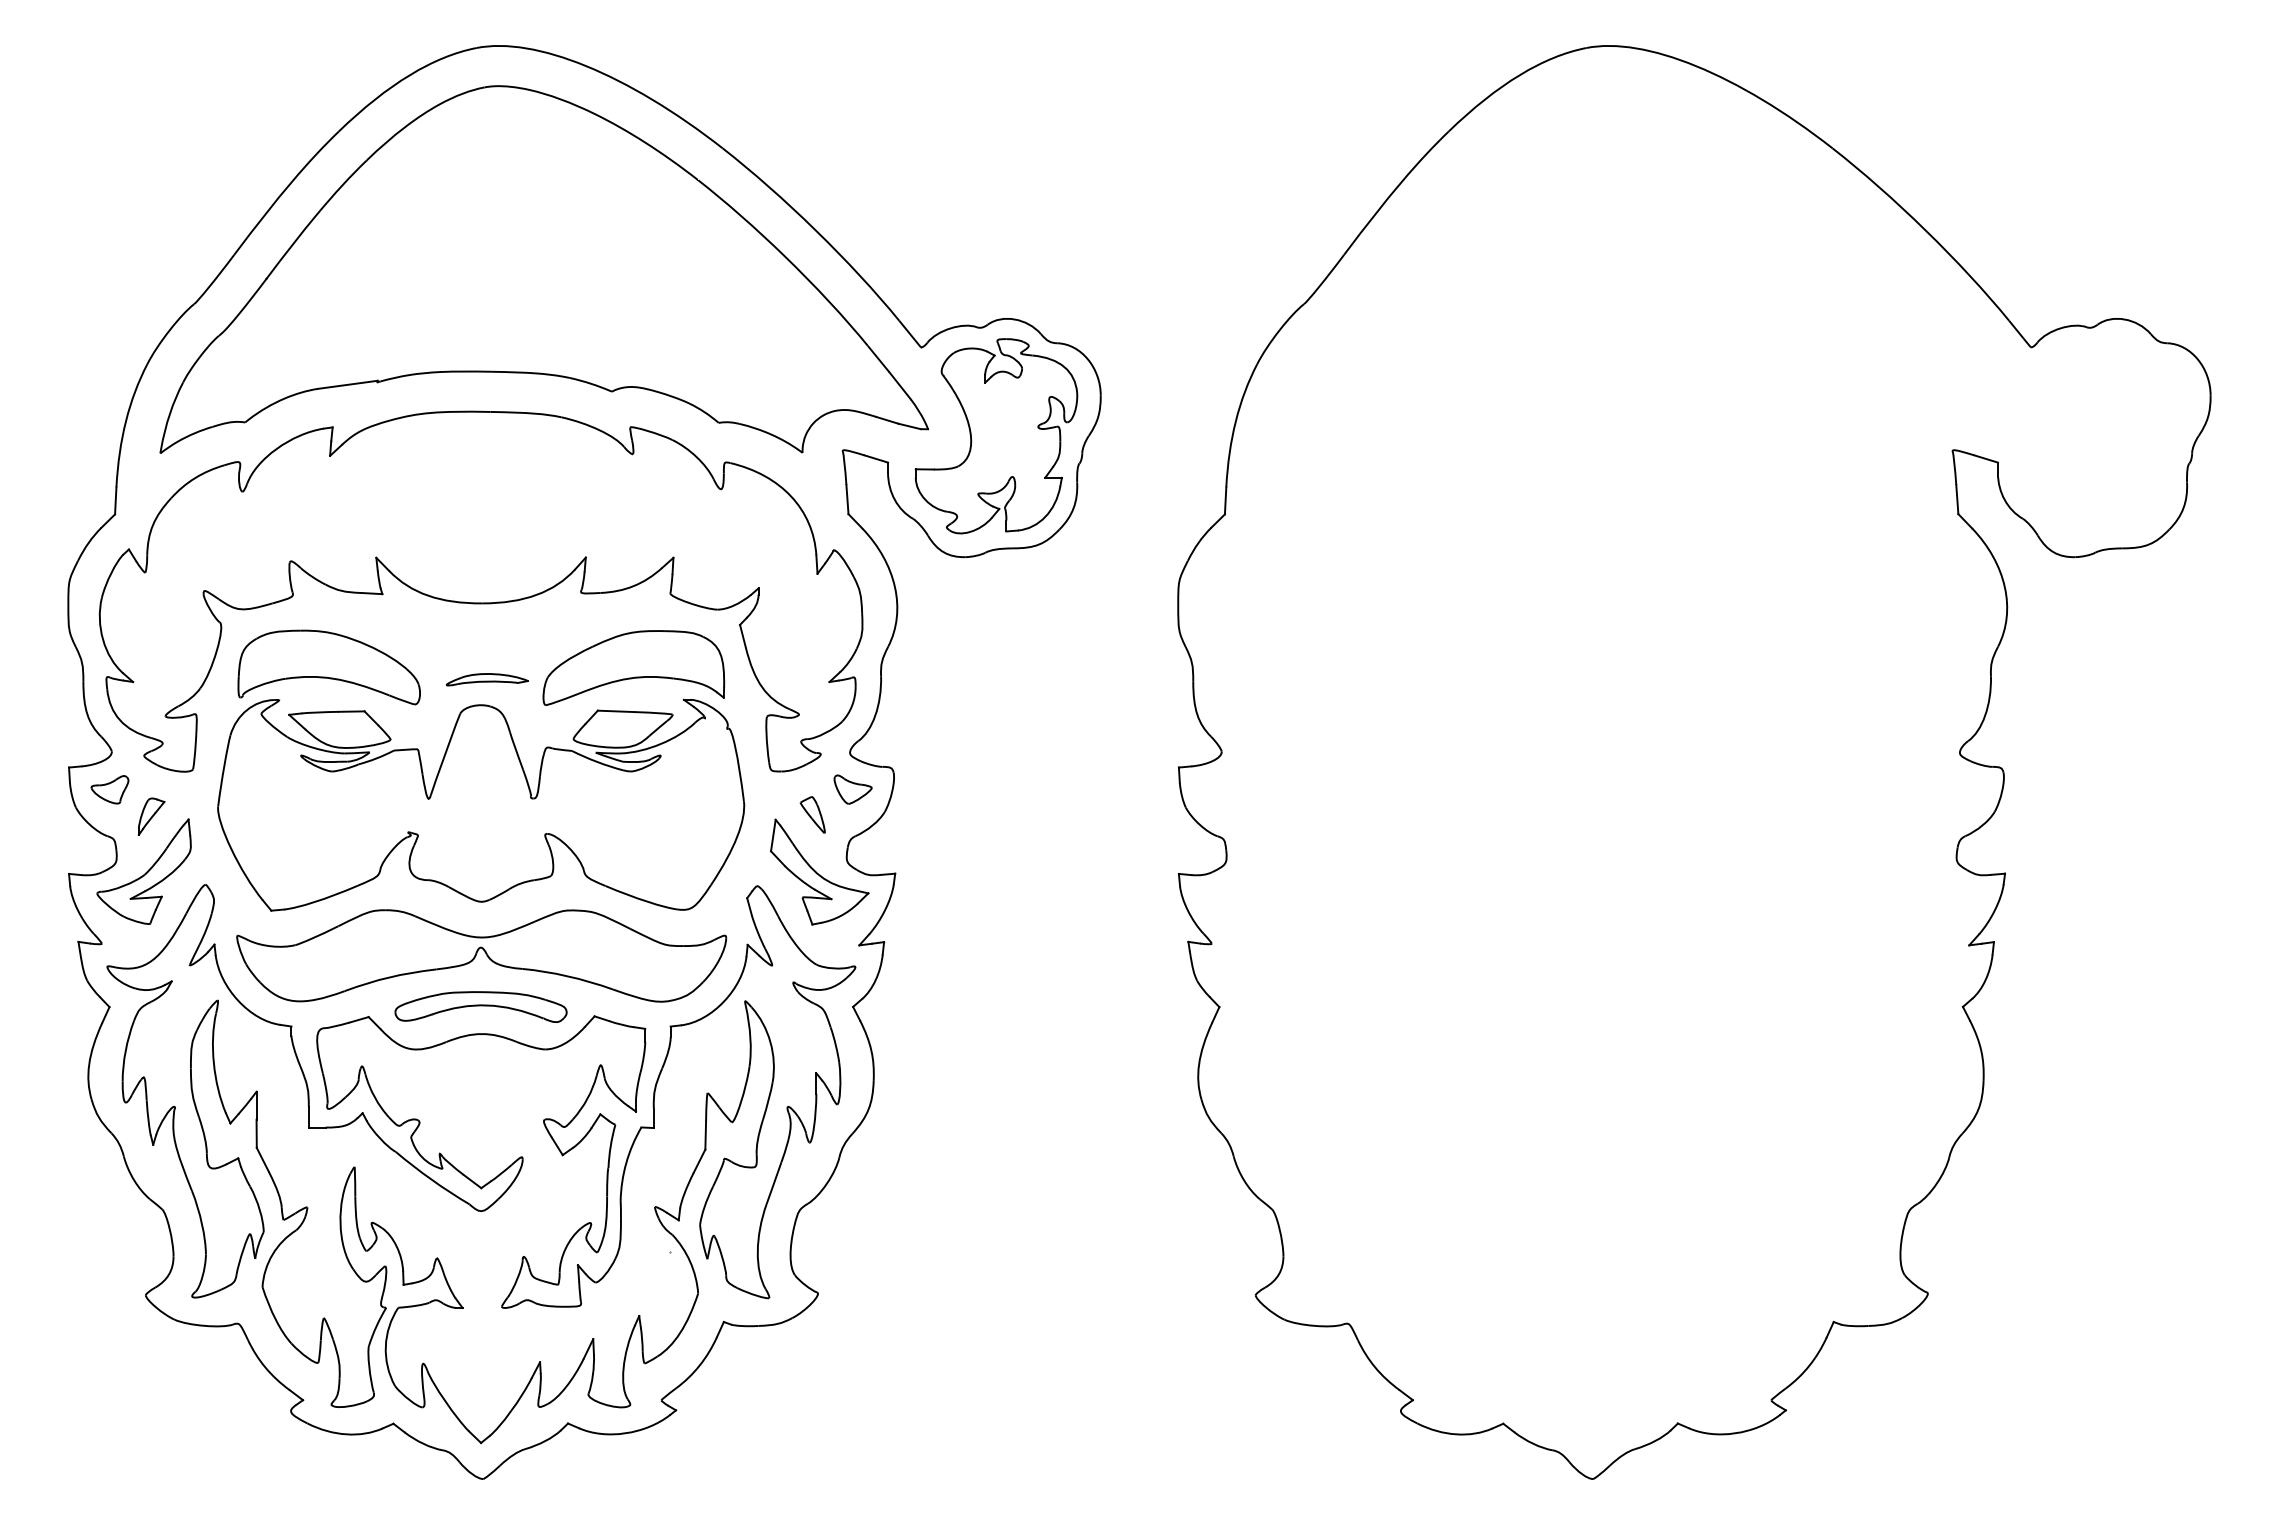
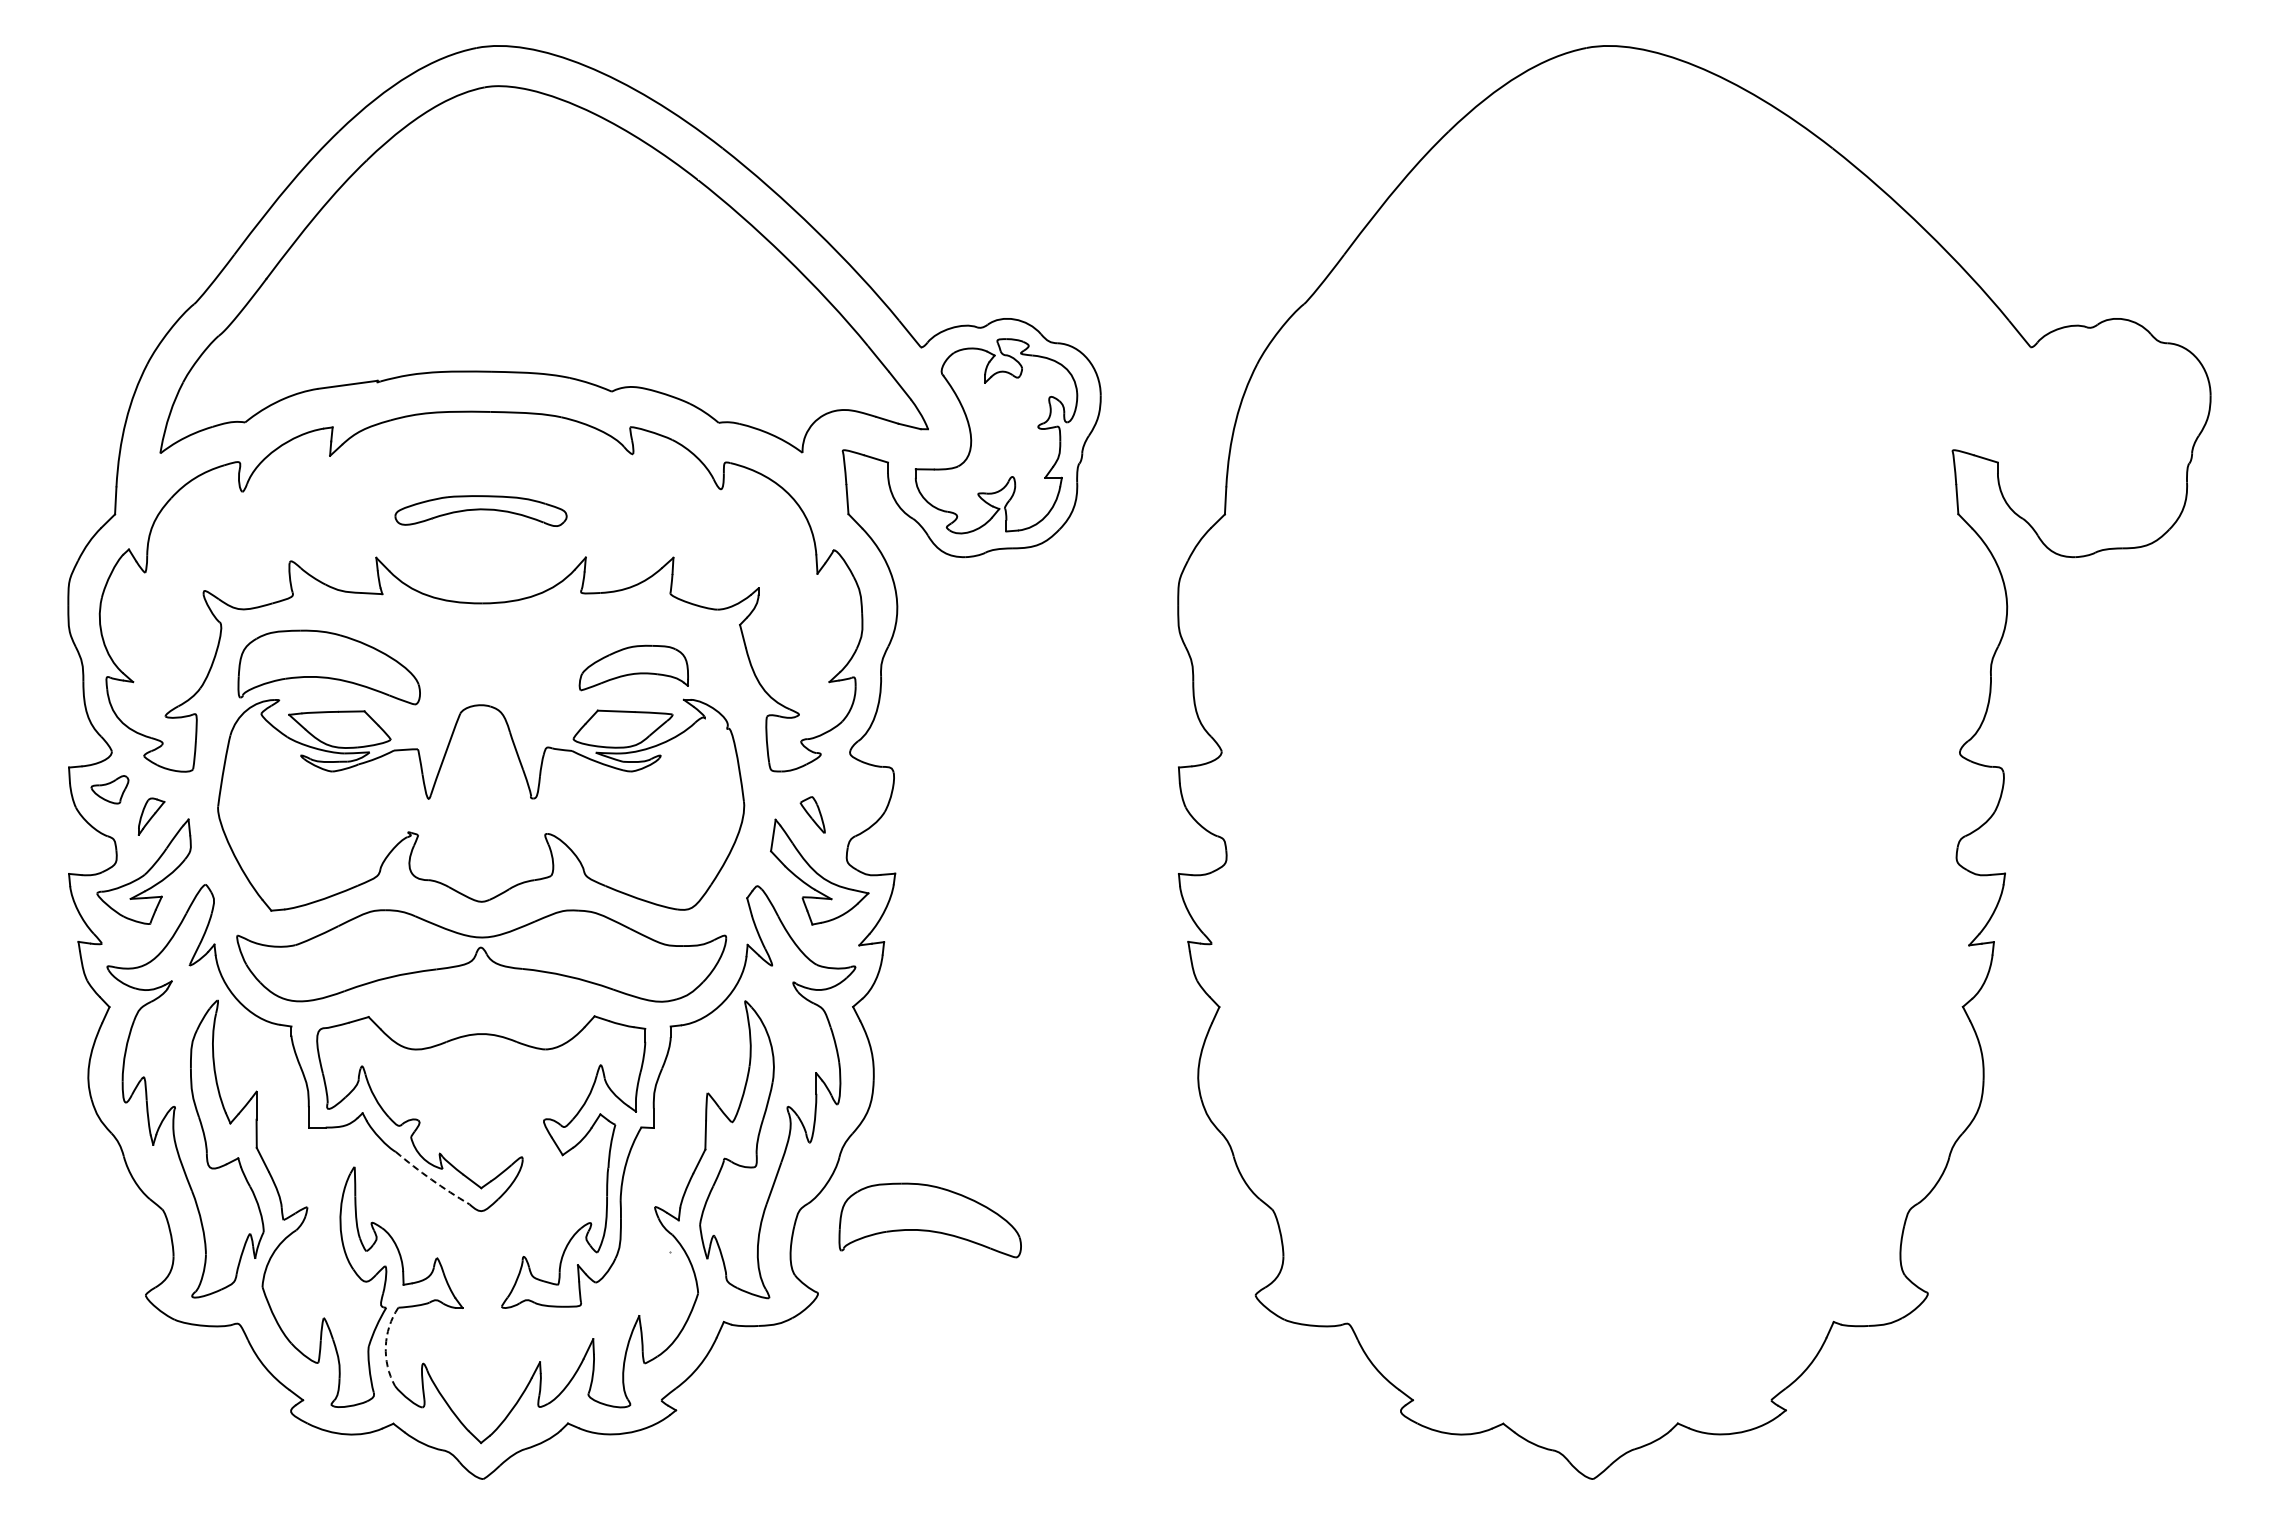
part size: 184x76 px -> 111x48 px (633, 667)
part: present -> none (486, 679)
part: present -> none (852, 789)
part position: (480, 1006) -> (480, 510) (480, 510)
arc: solid -> dashed (431, 1179)
part: none -> present (929, 1220)
arc: solid -> dashed (385, 1346)
